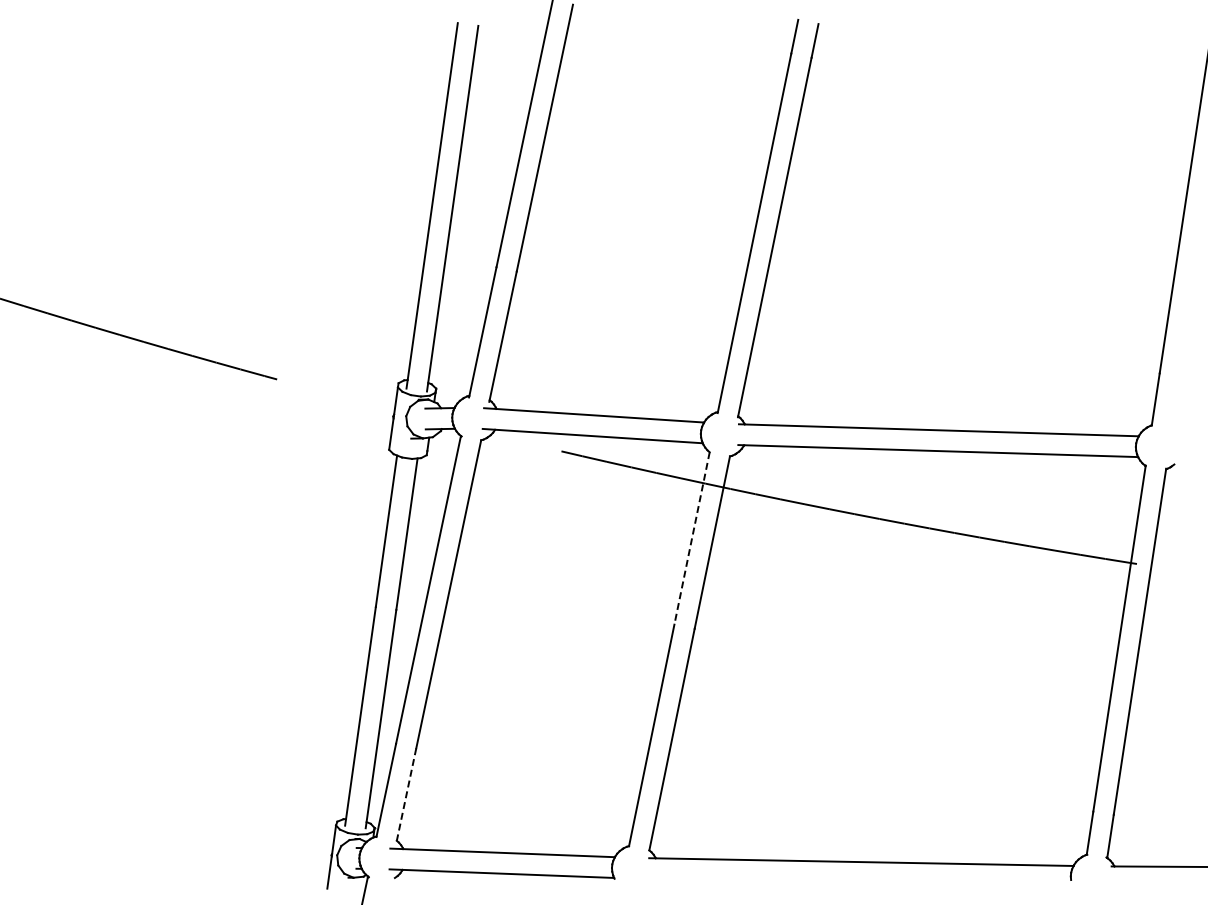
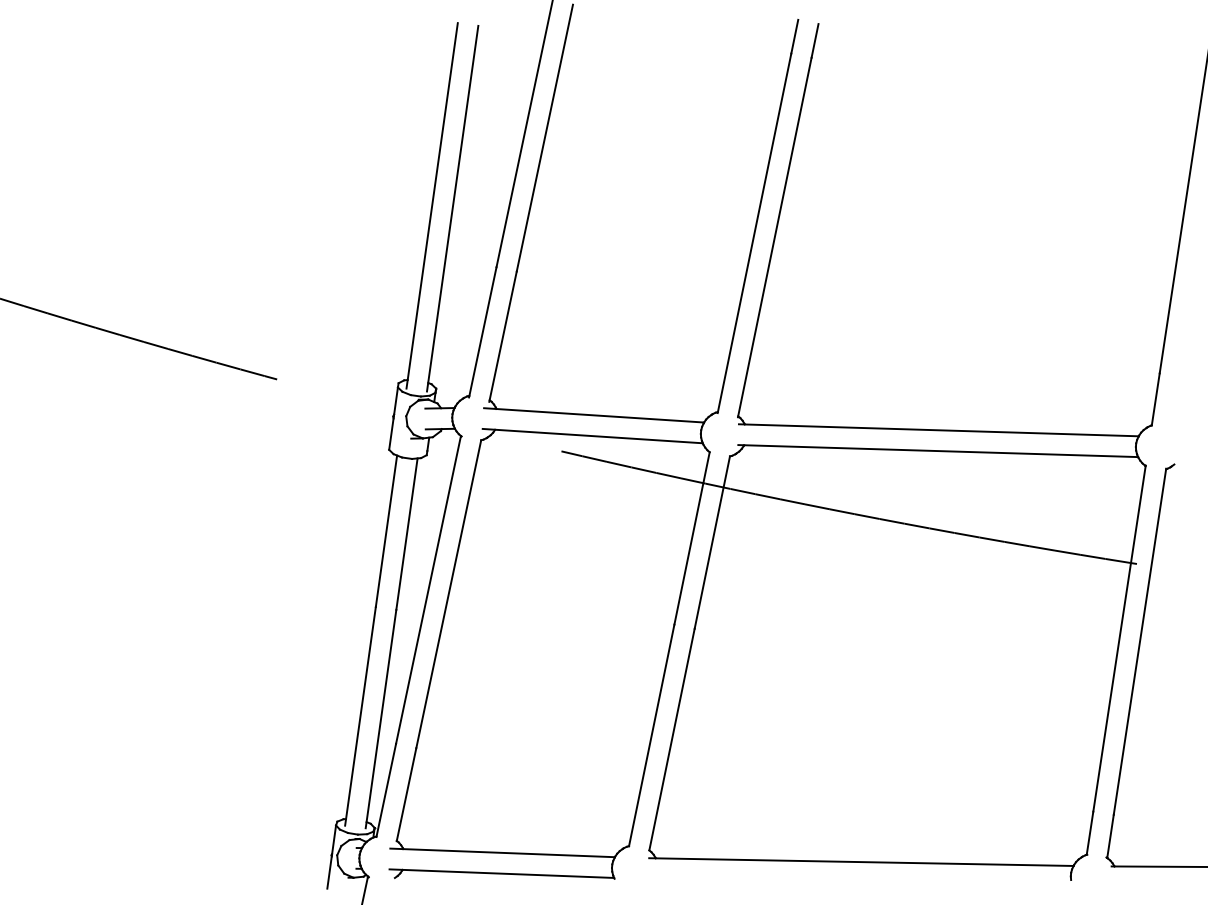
line: dashed -> solid (691, 538)
line: dashed -> solid (406, 794)
